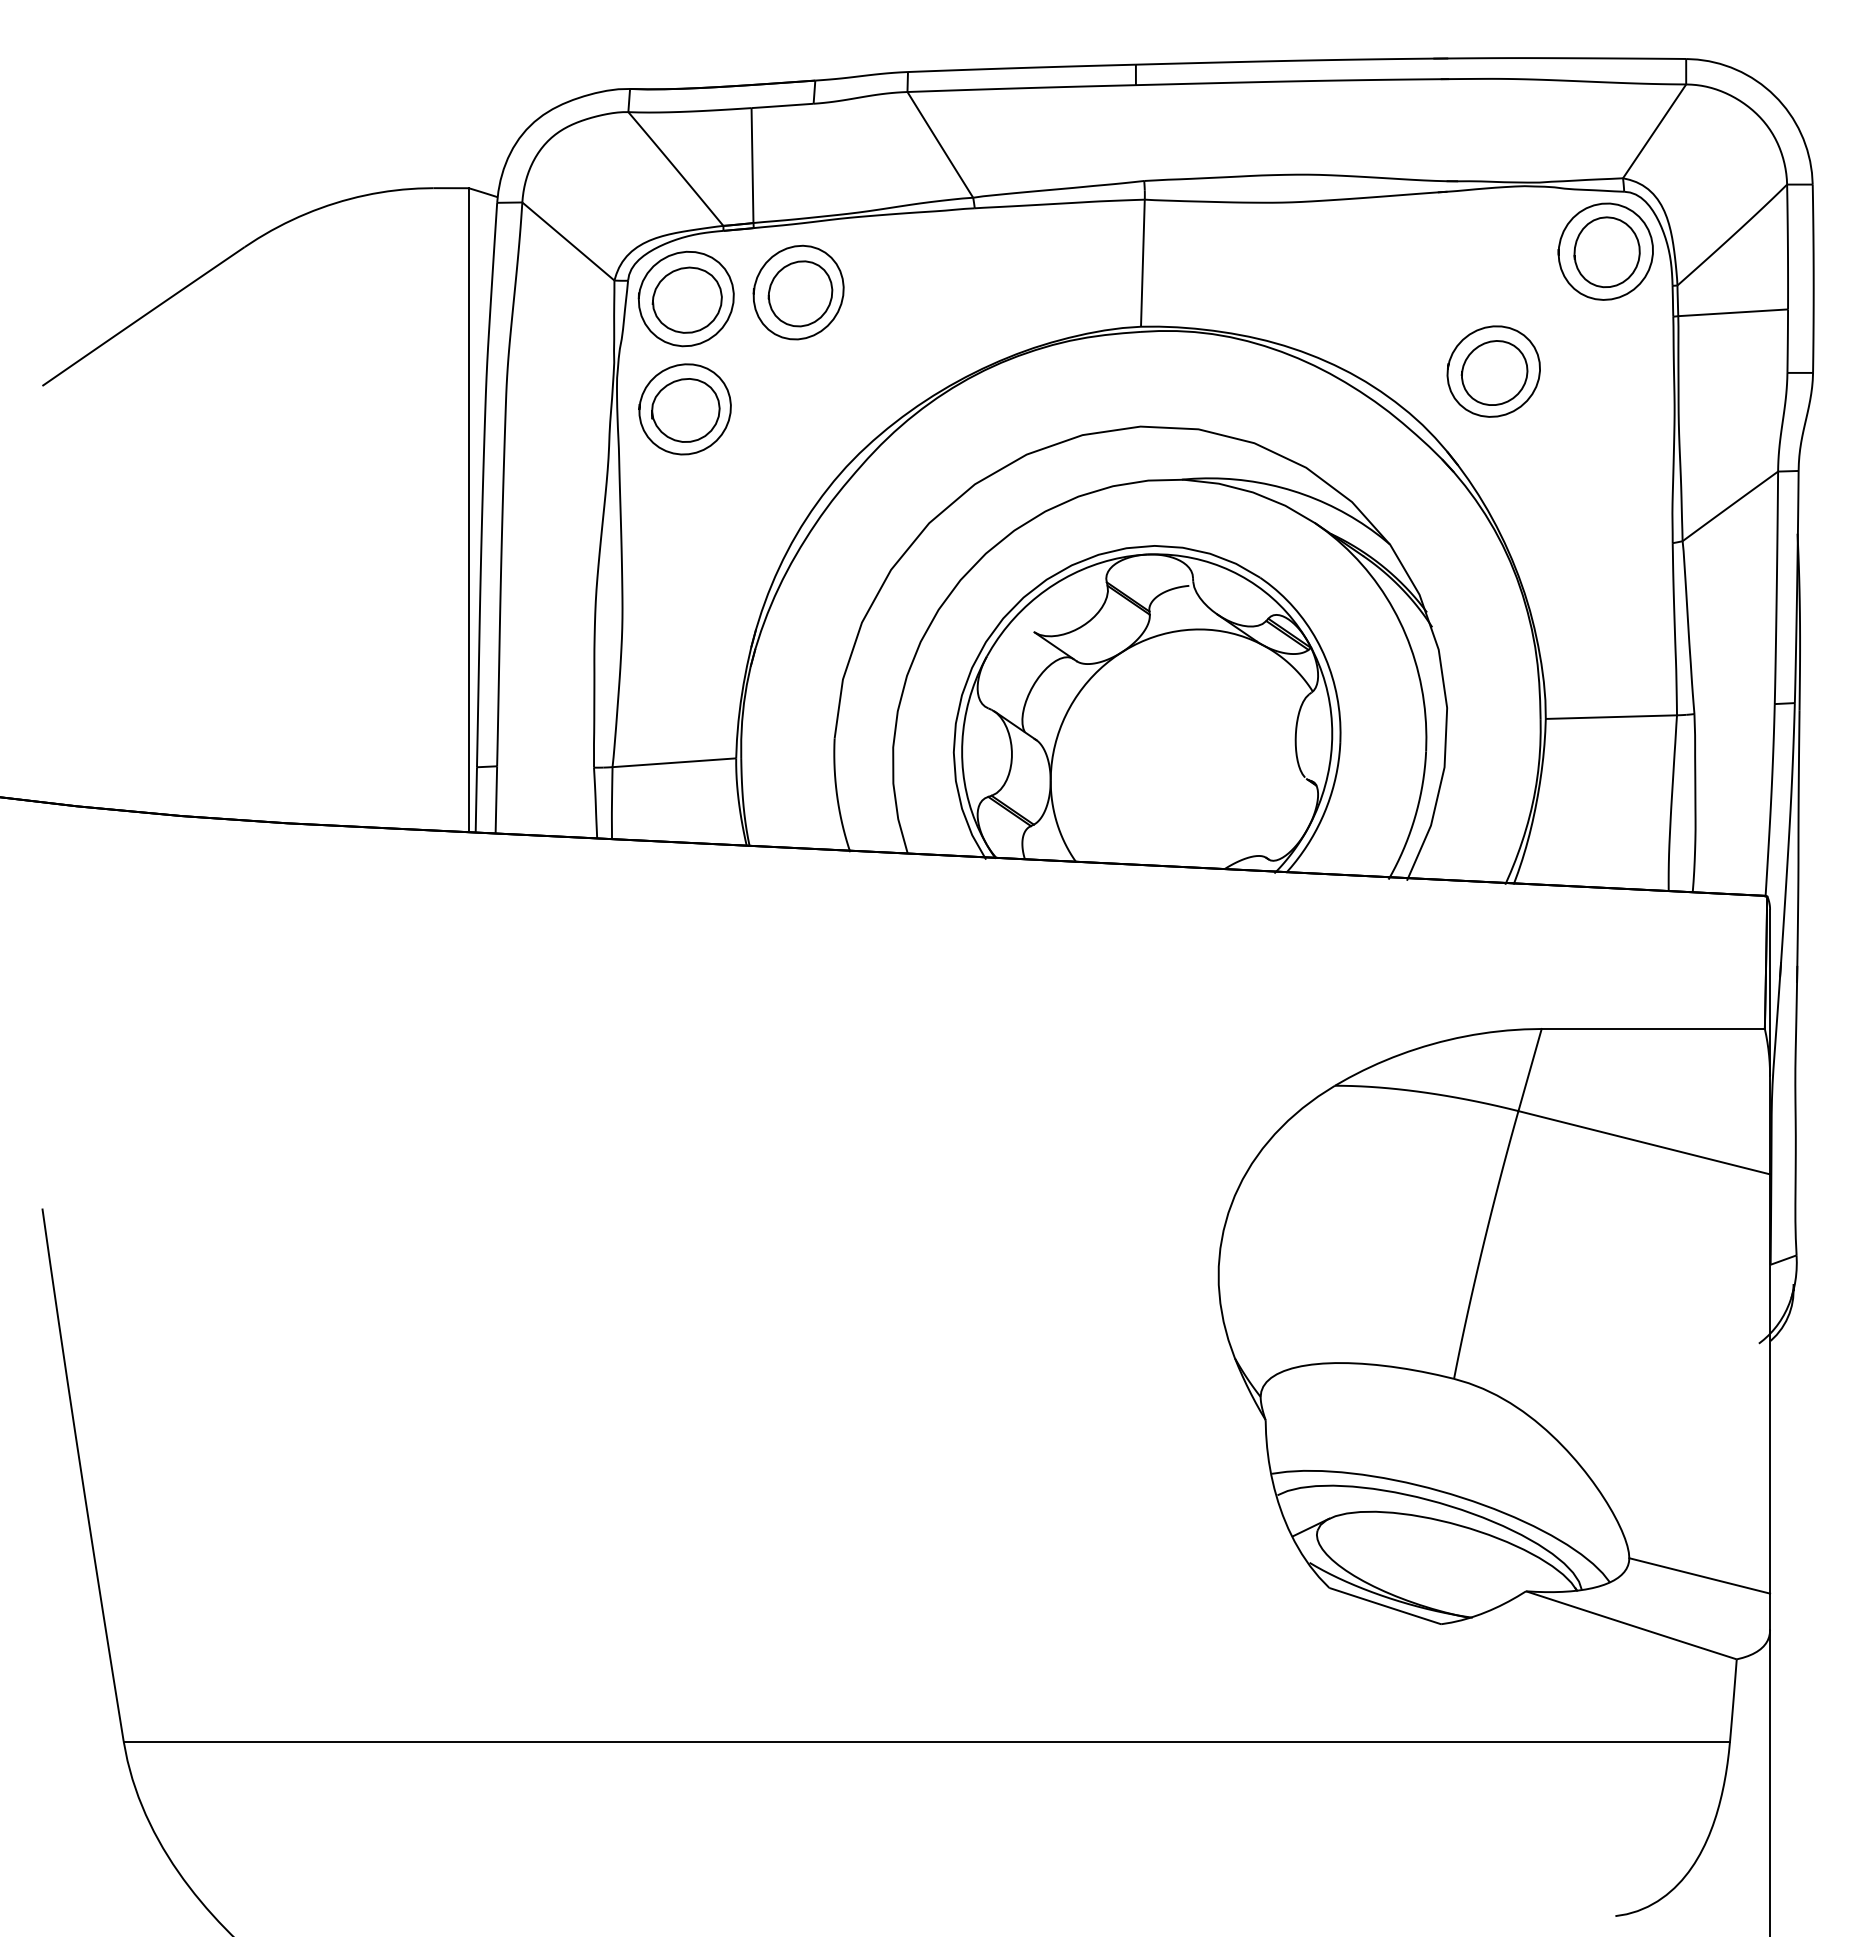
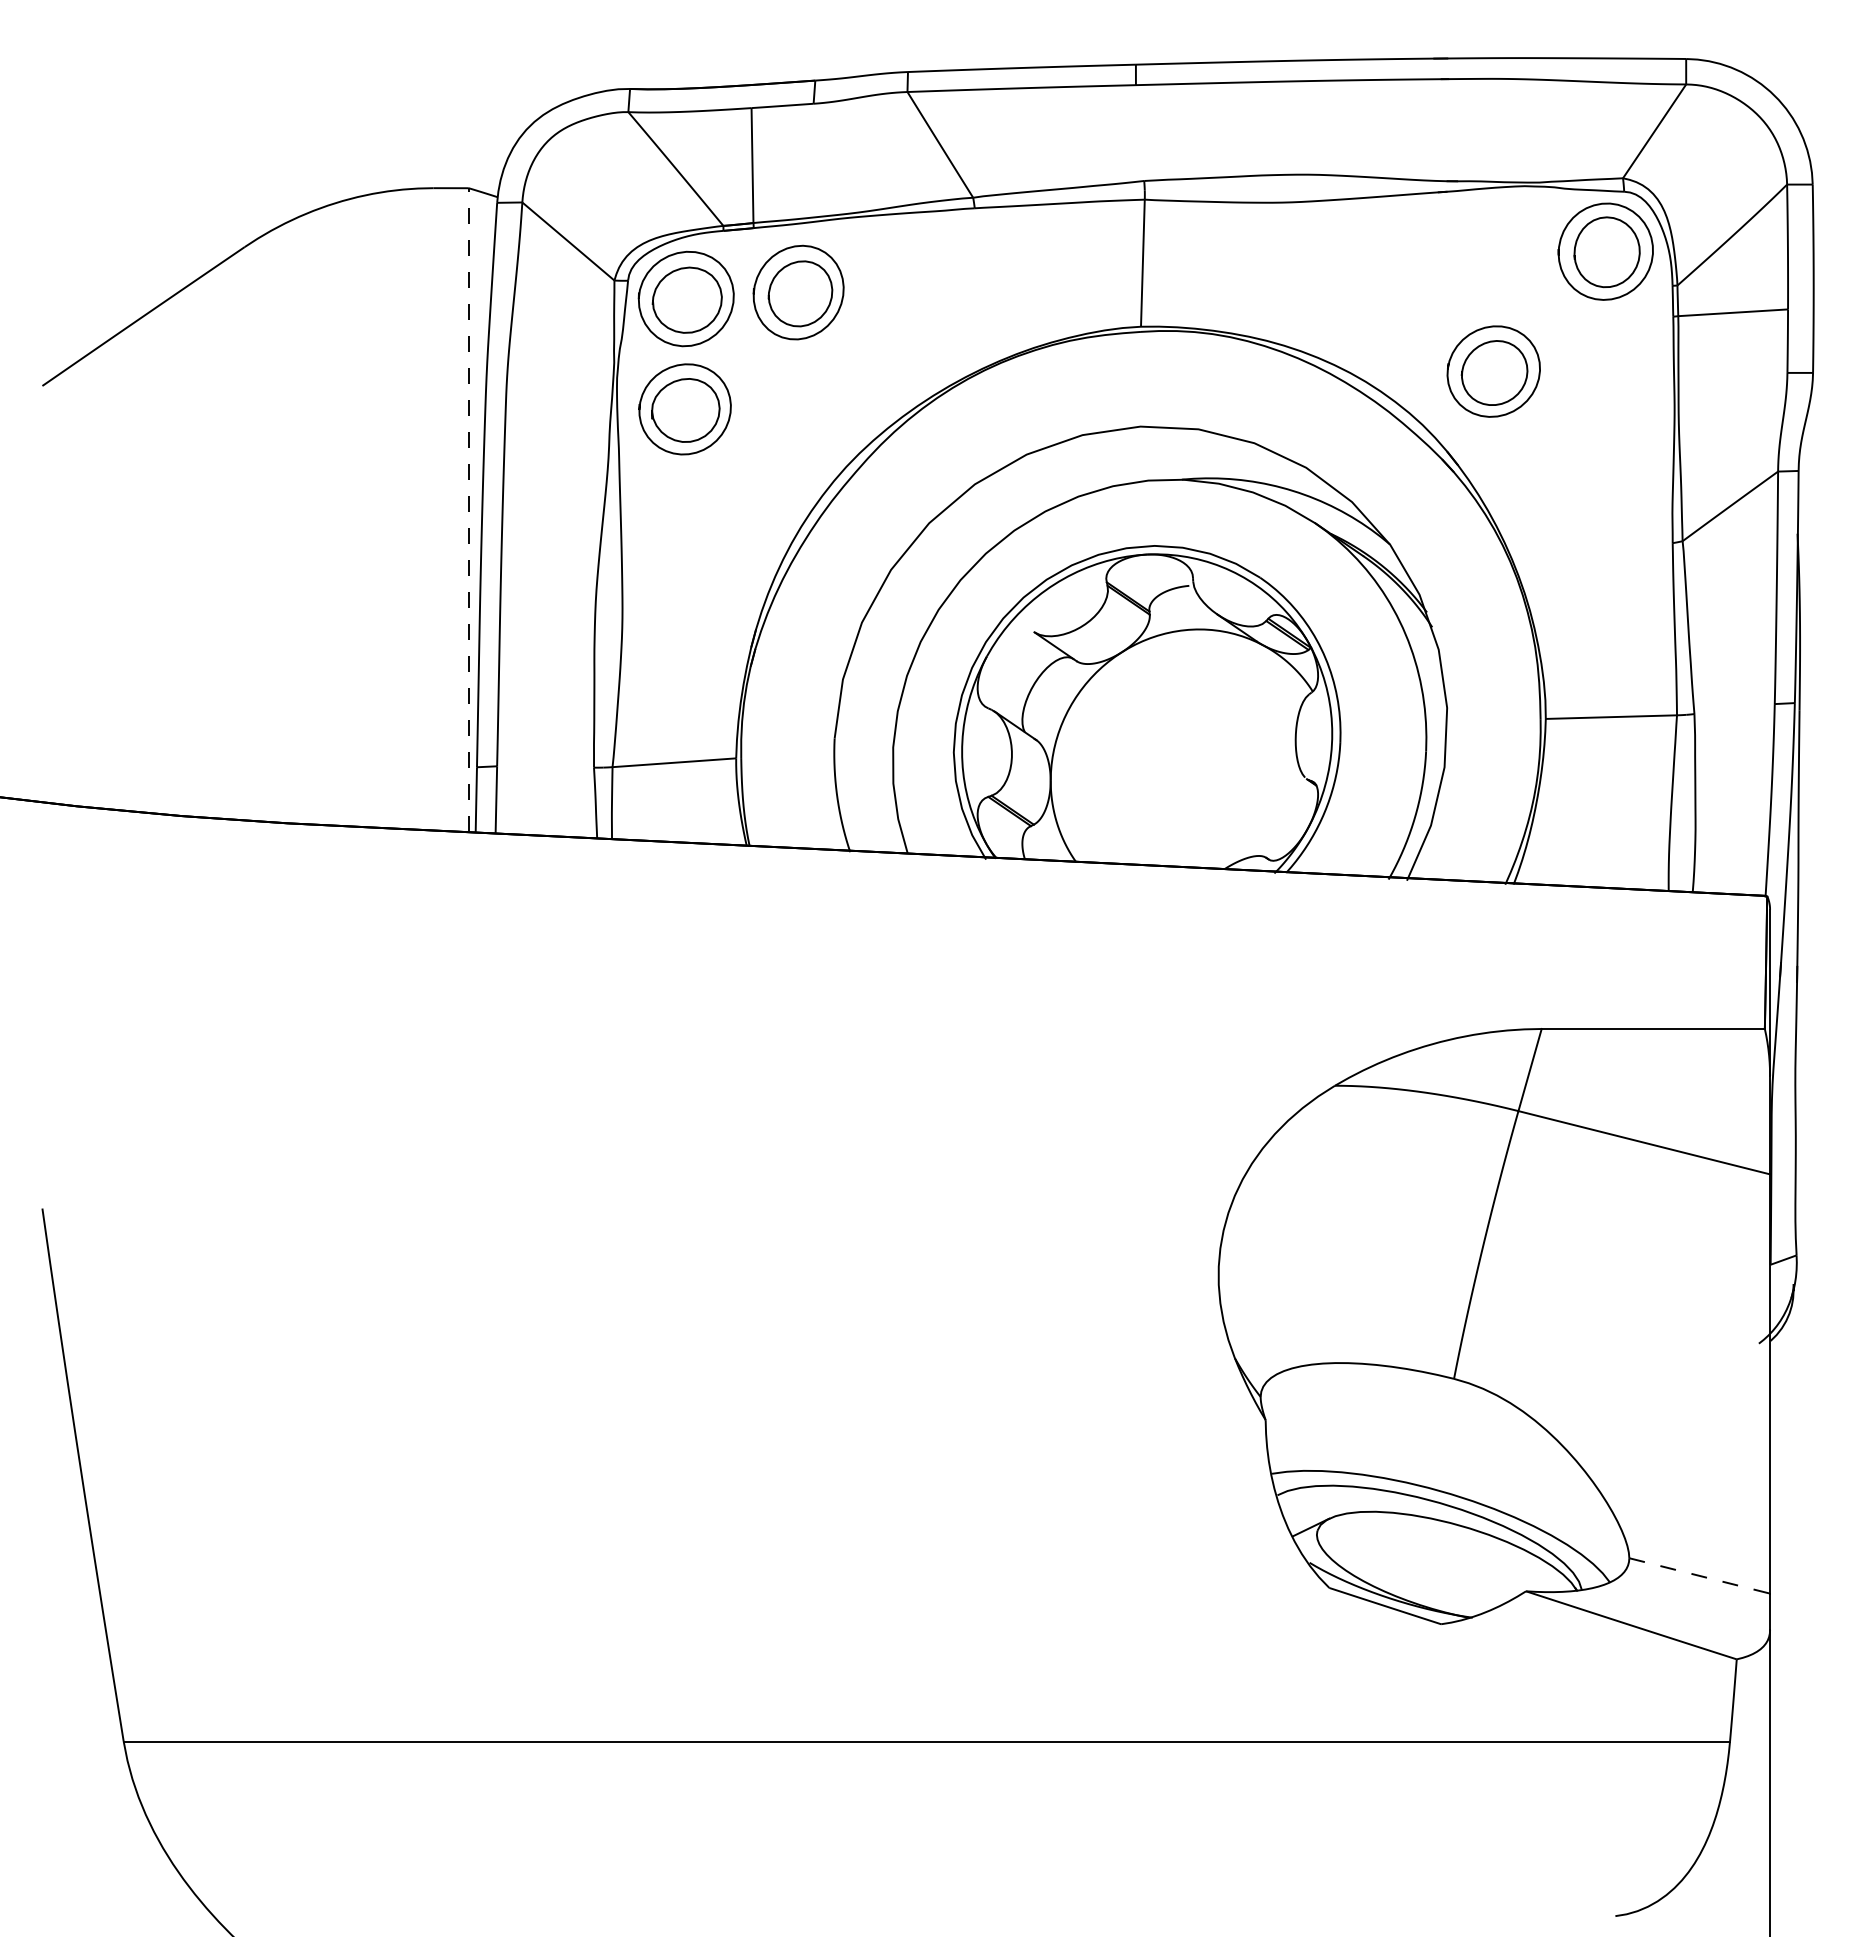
line: solid -> dashed (468, 510)
line: solid -> dashed (1699, 1575)
